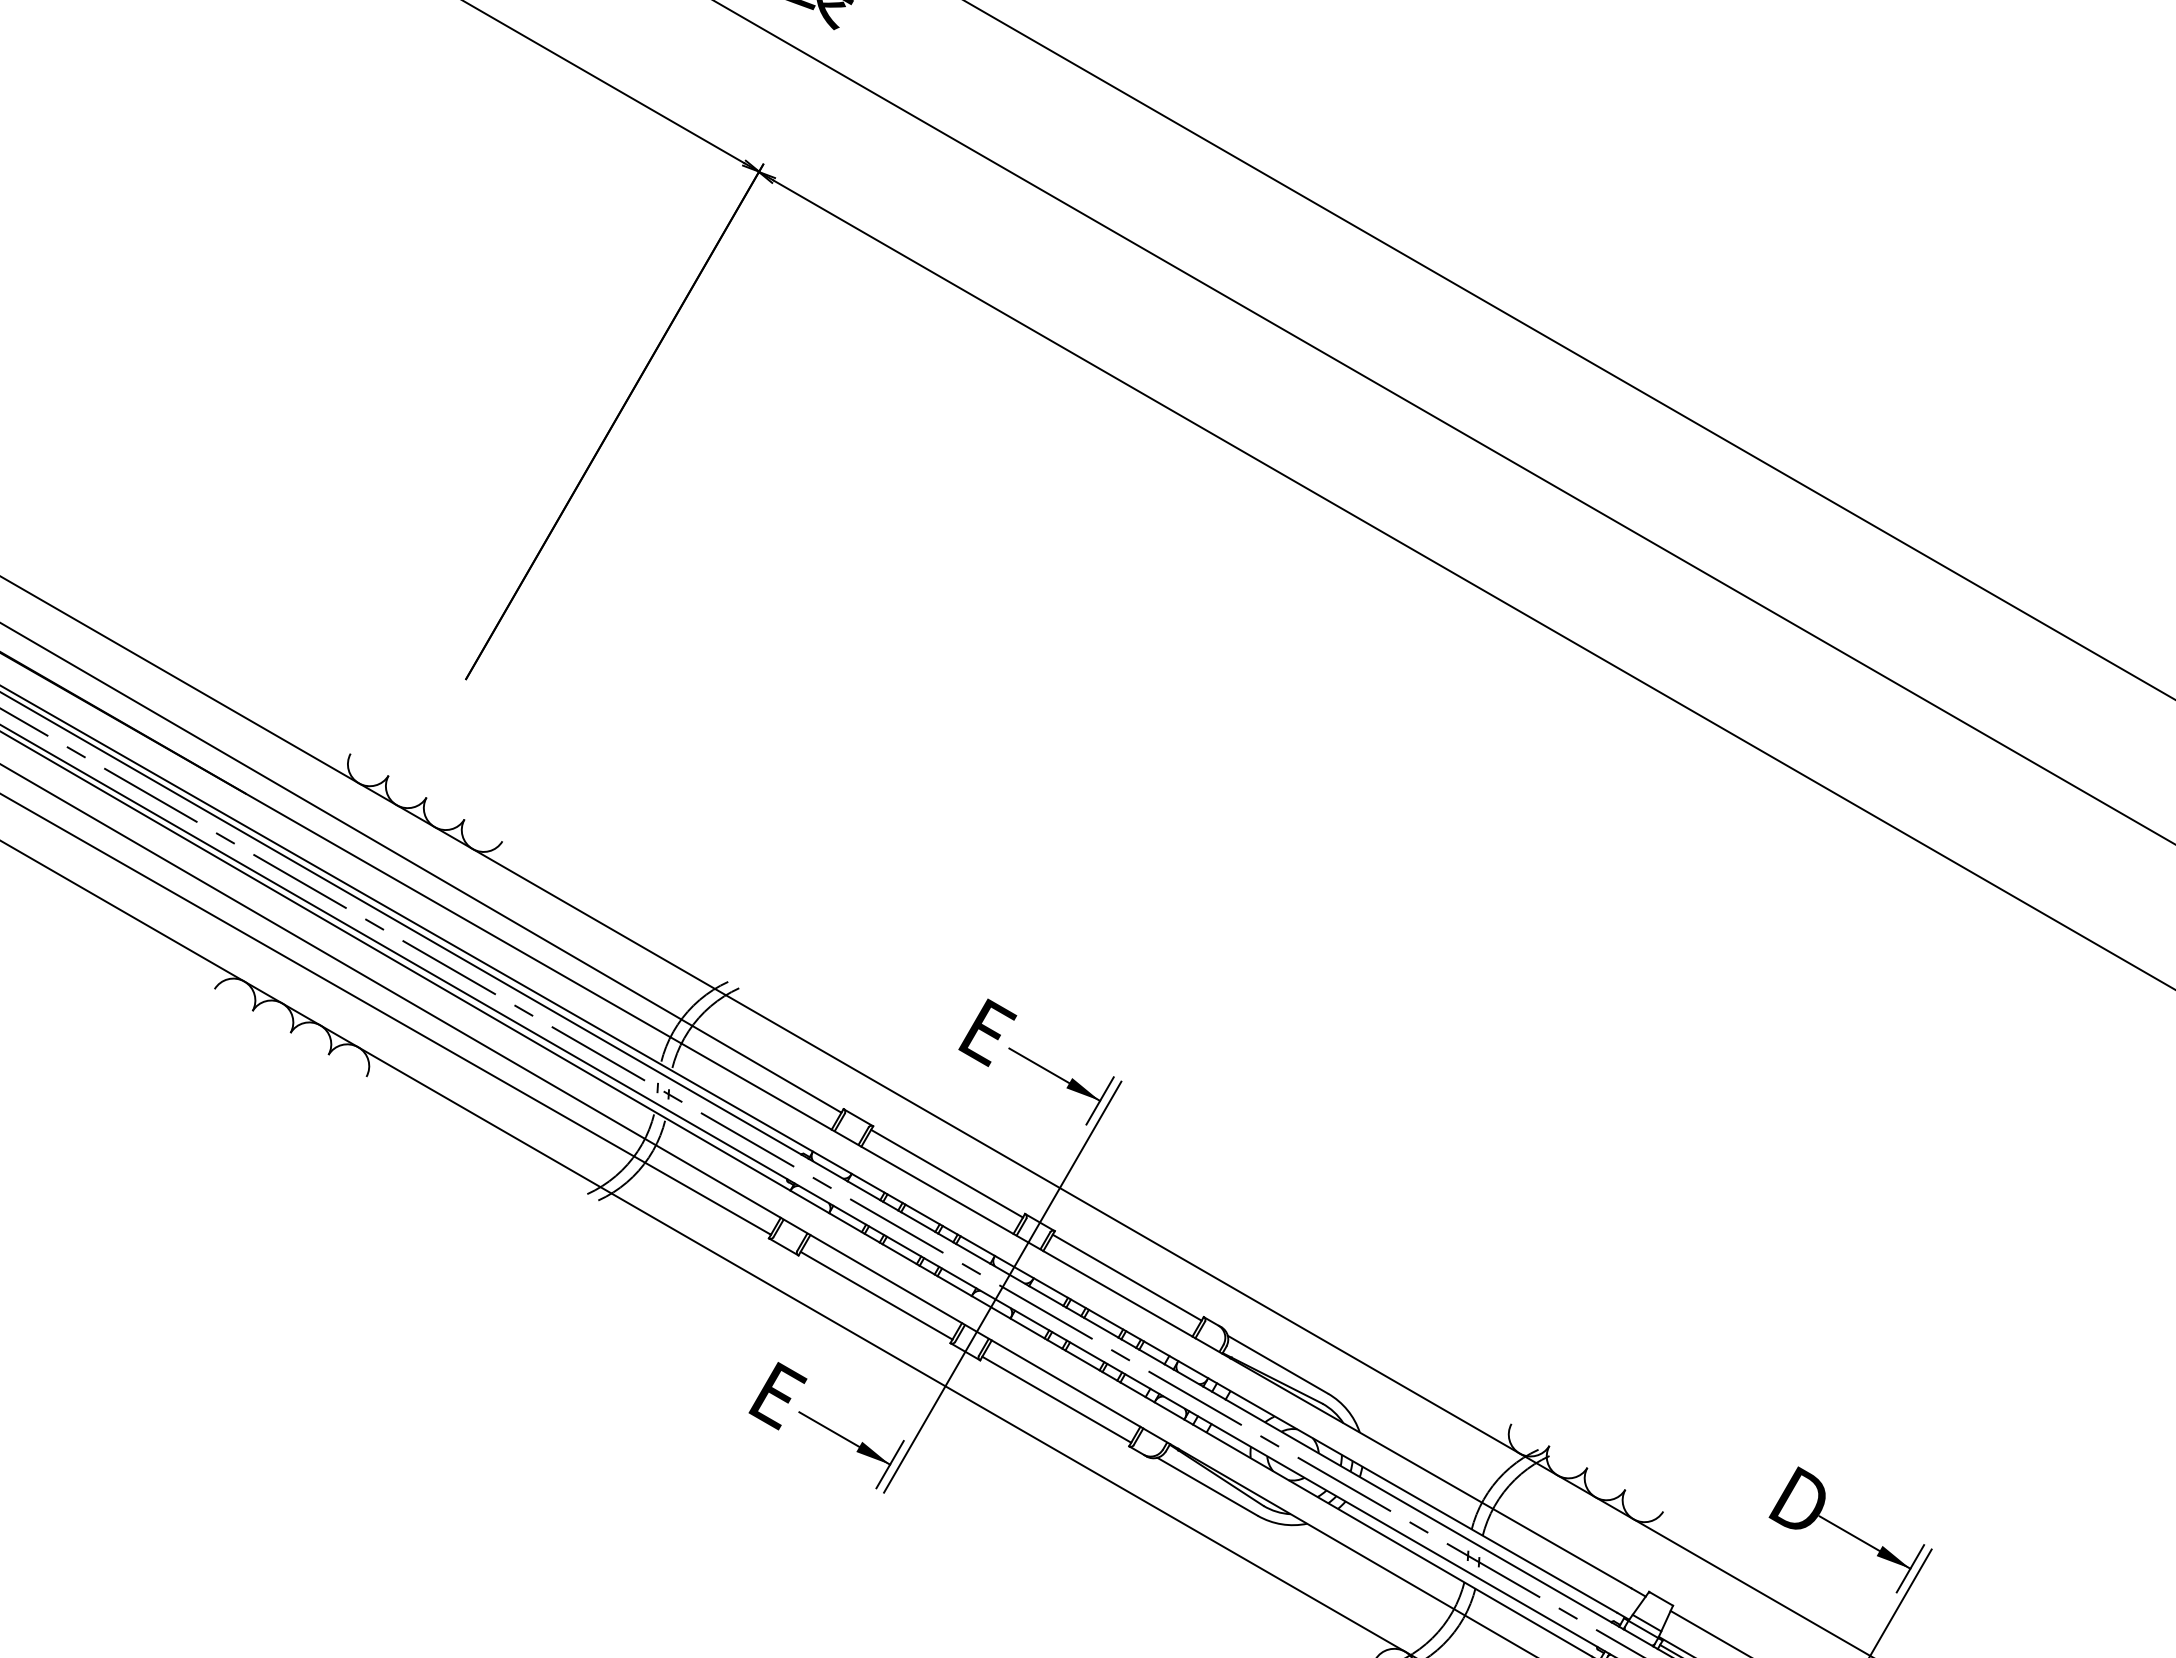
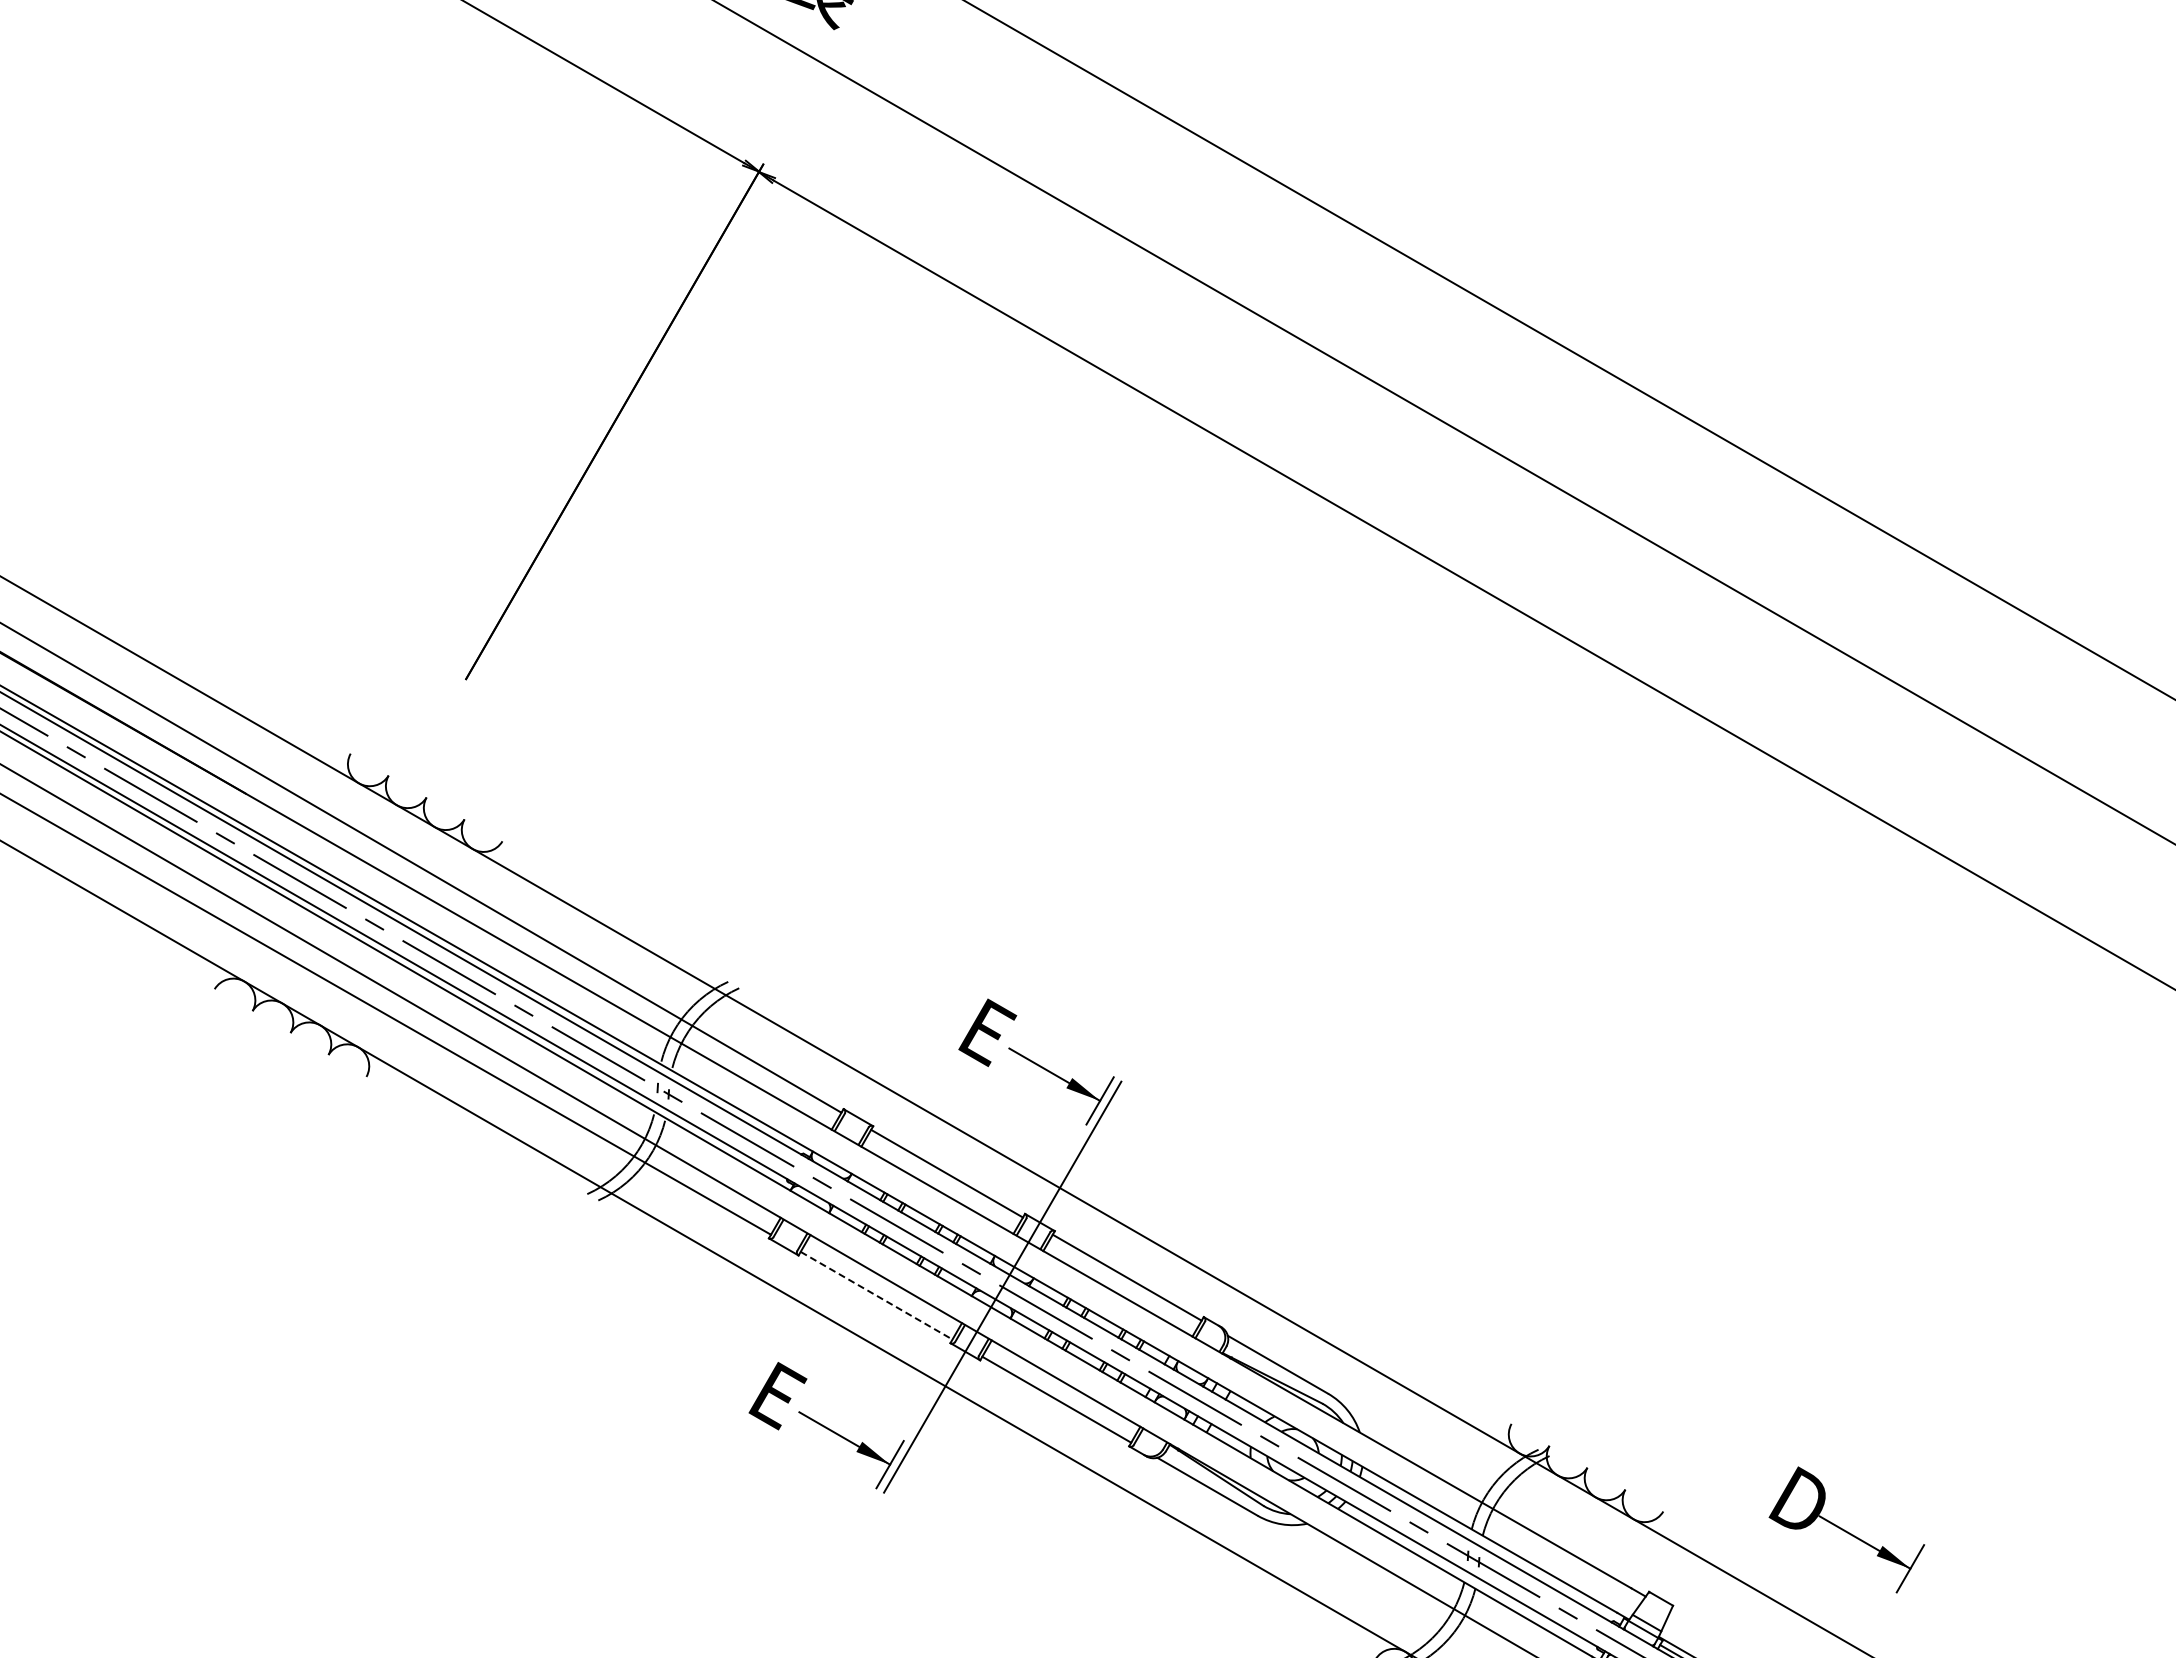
line: solid -> dashed (876, 1295)
line: present -> none (1901, 1601)
line: present -> none (1708, 1632)
